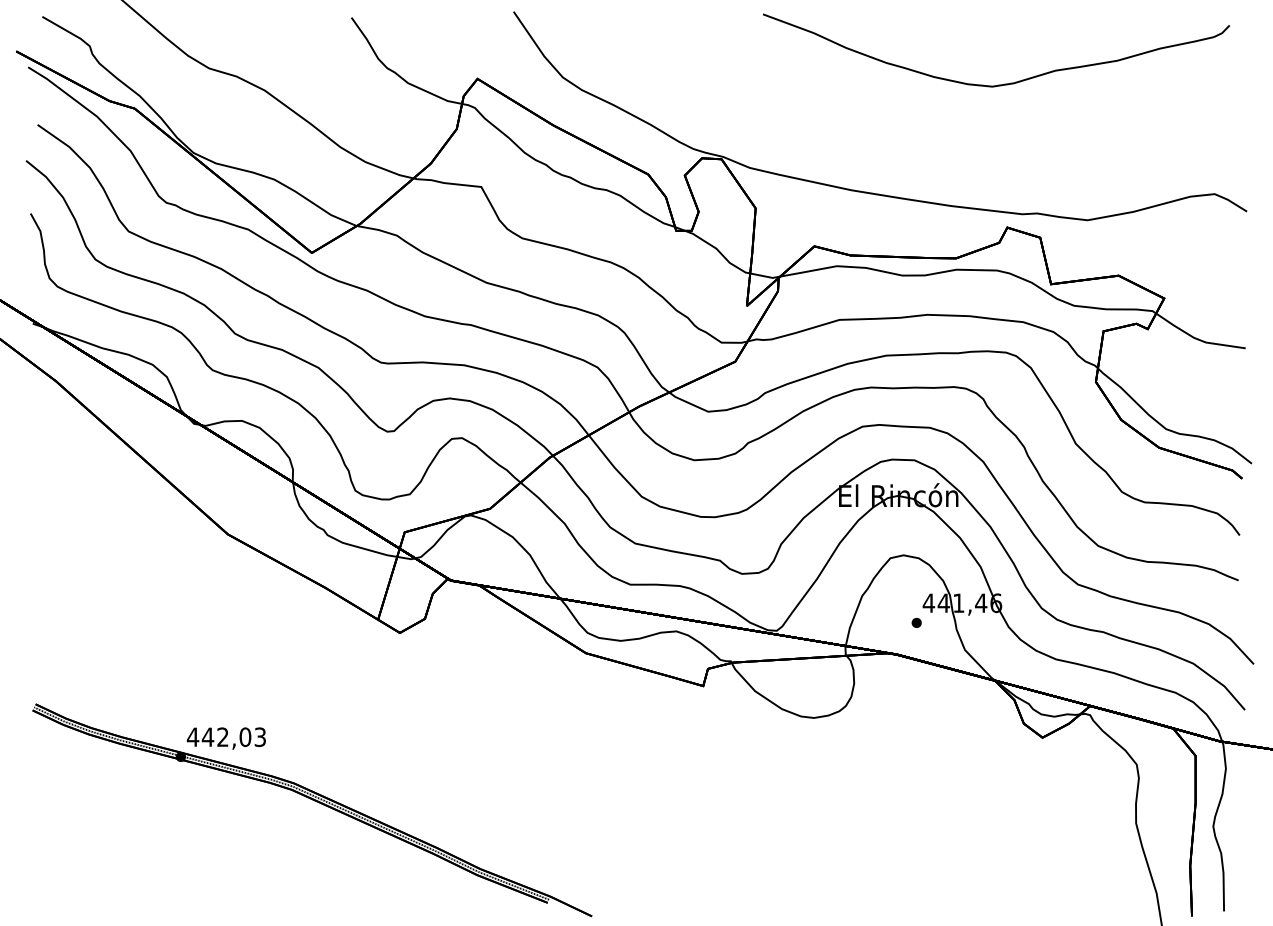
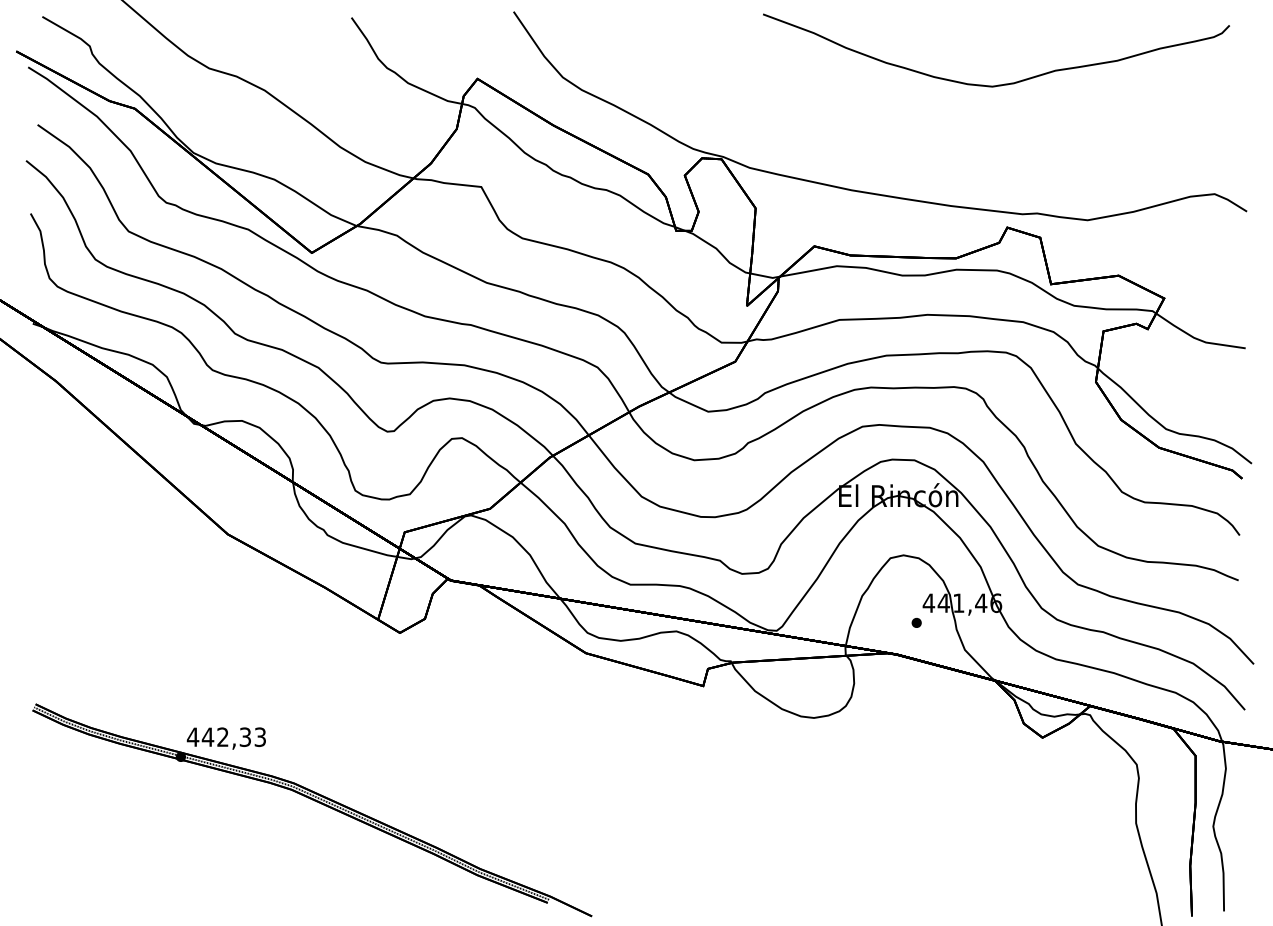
text: 442,03 -> 442,33 (245, 736)
